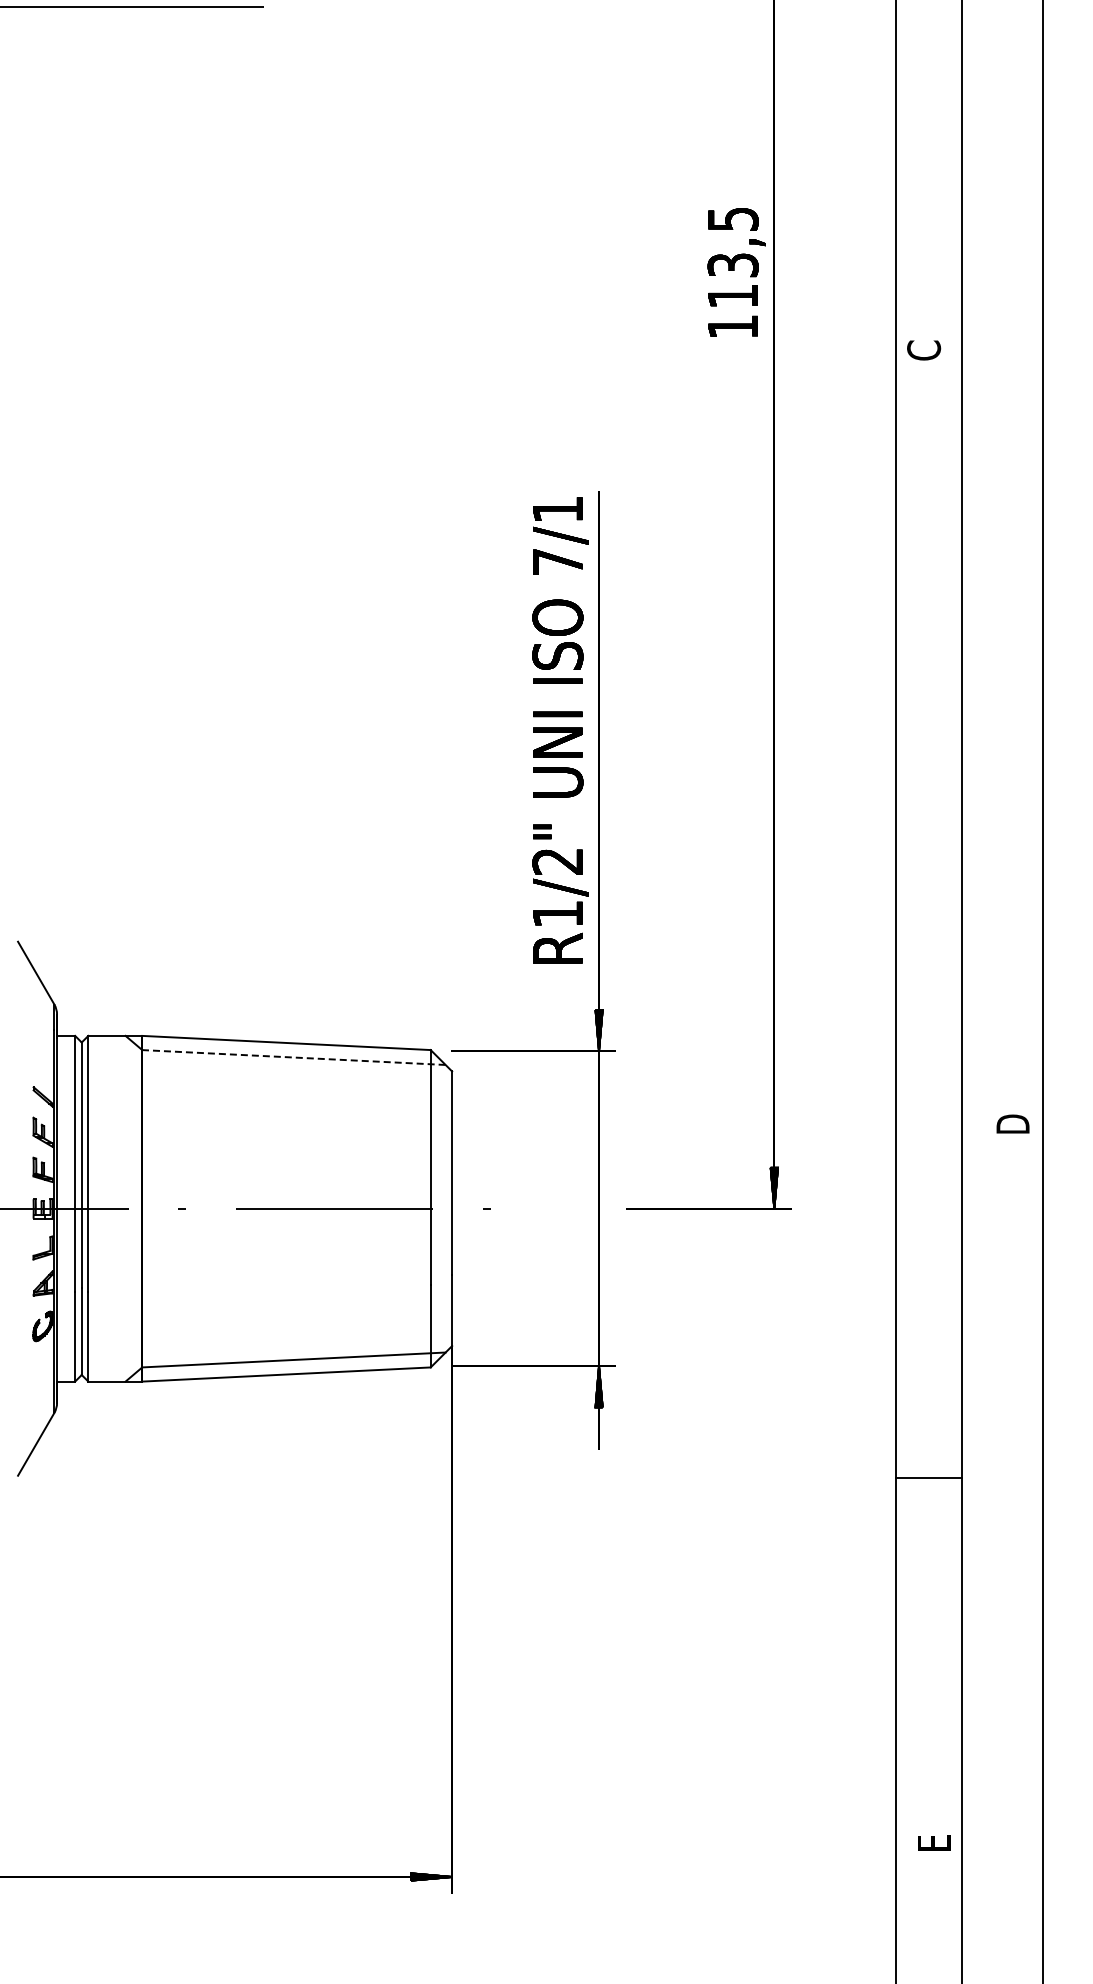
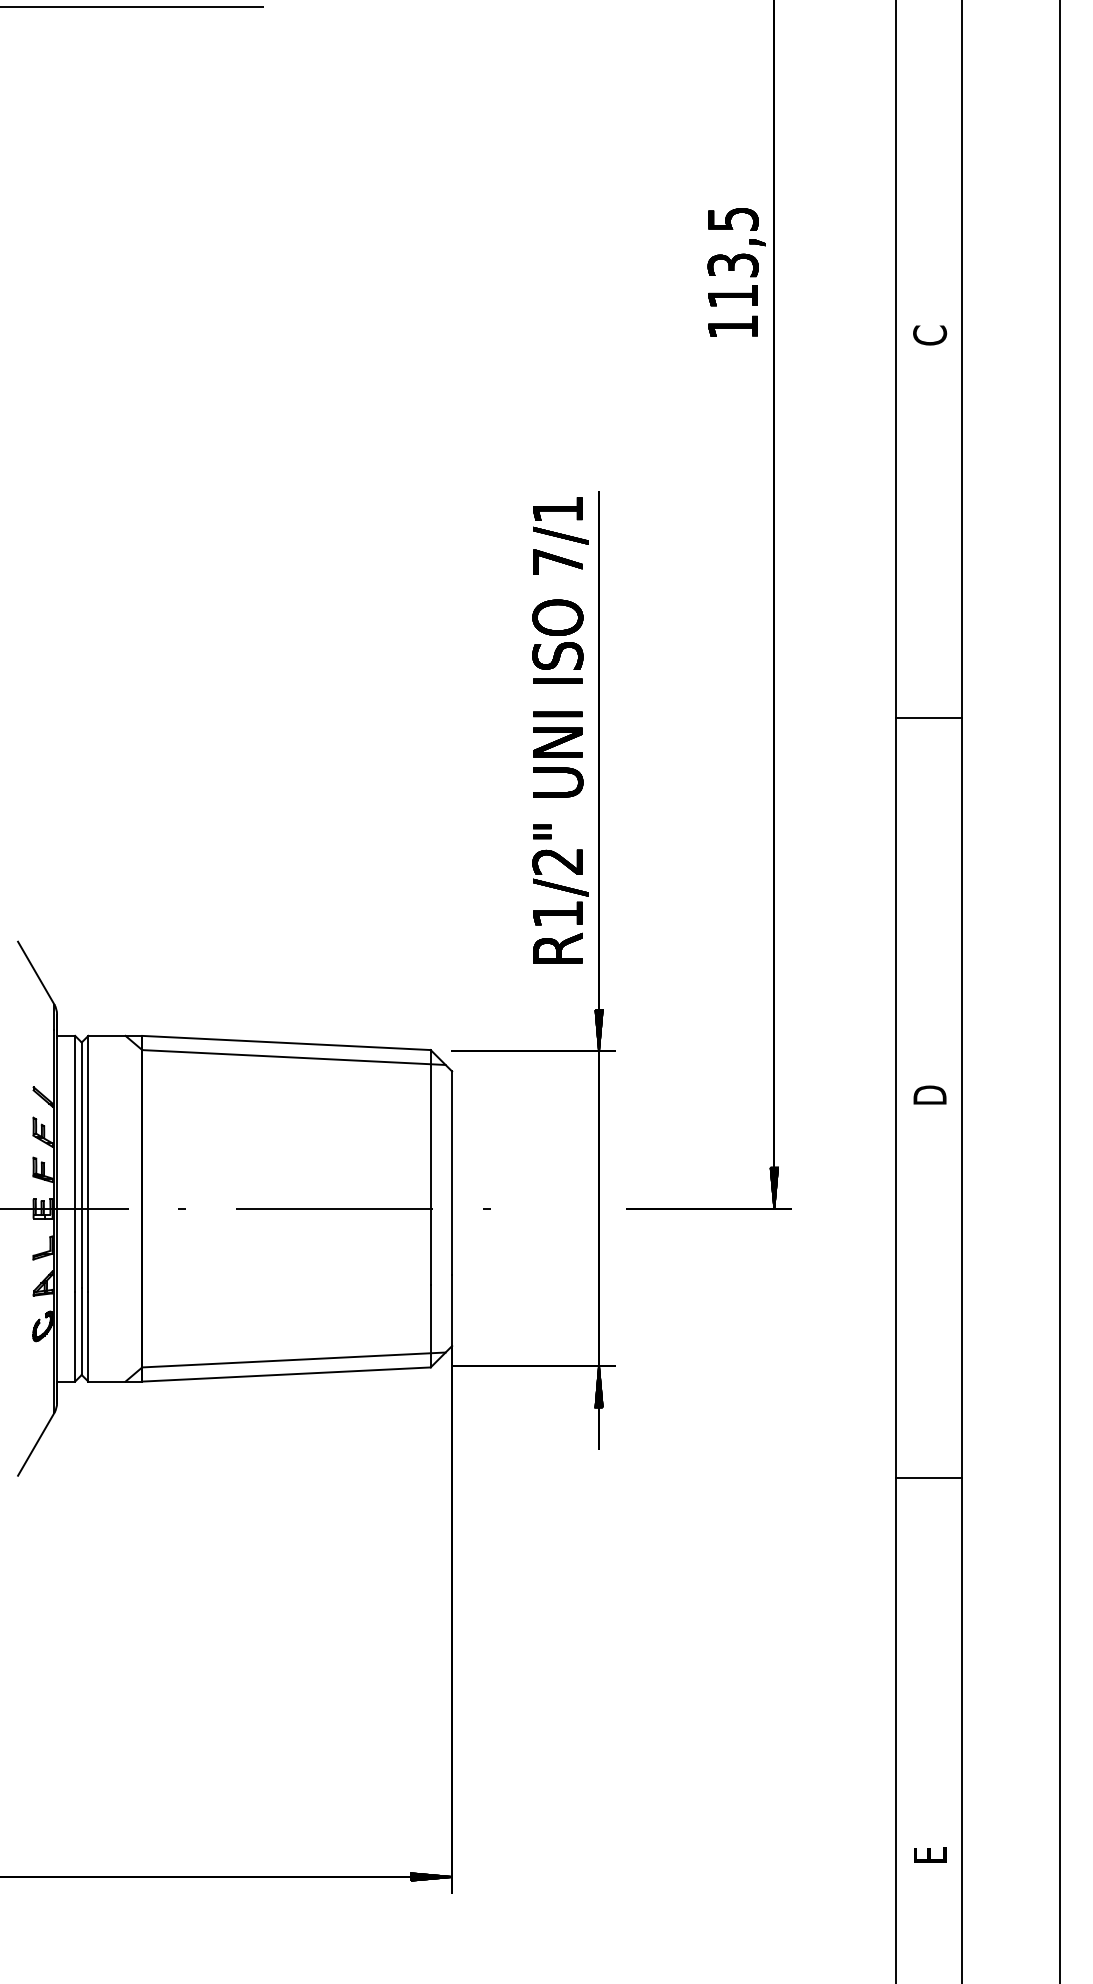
text position: (924, 350) -> (930, 335) (930, 335)
line: none -> present (928, 718)
line position: (1043, 991) -> (1060, 991) (1060, 991)
line: dashed -> solid (293, 1057)
text position: (1012, 1123) -> (929, 1094) (929, 1094)
text position: (934, 1842) -> (930, 1854) (930, 1854)
